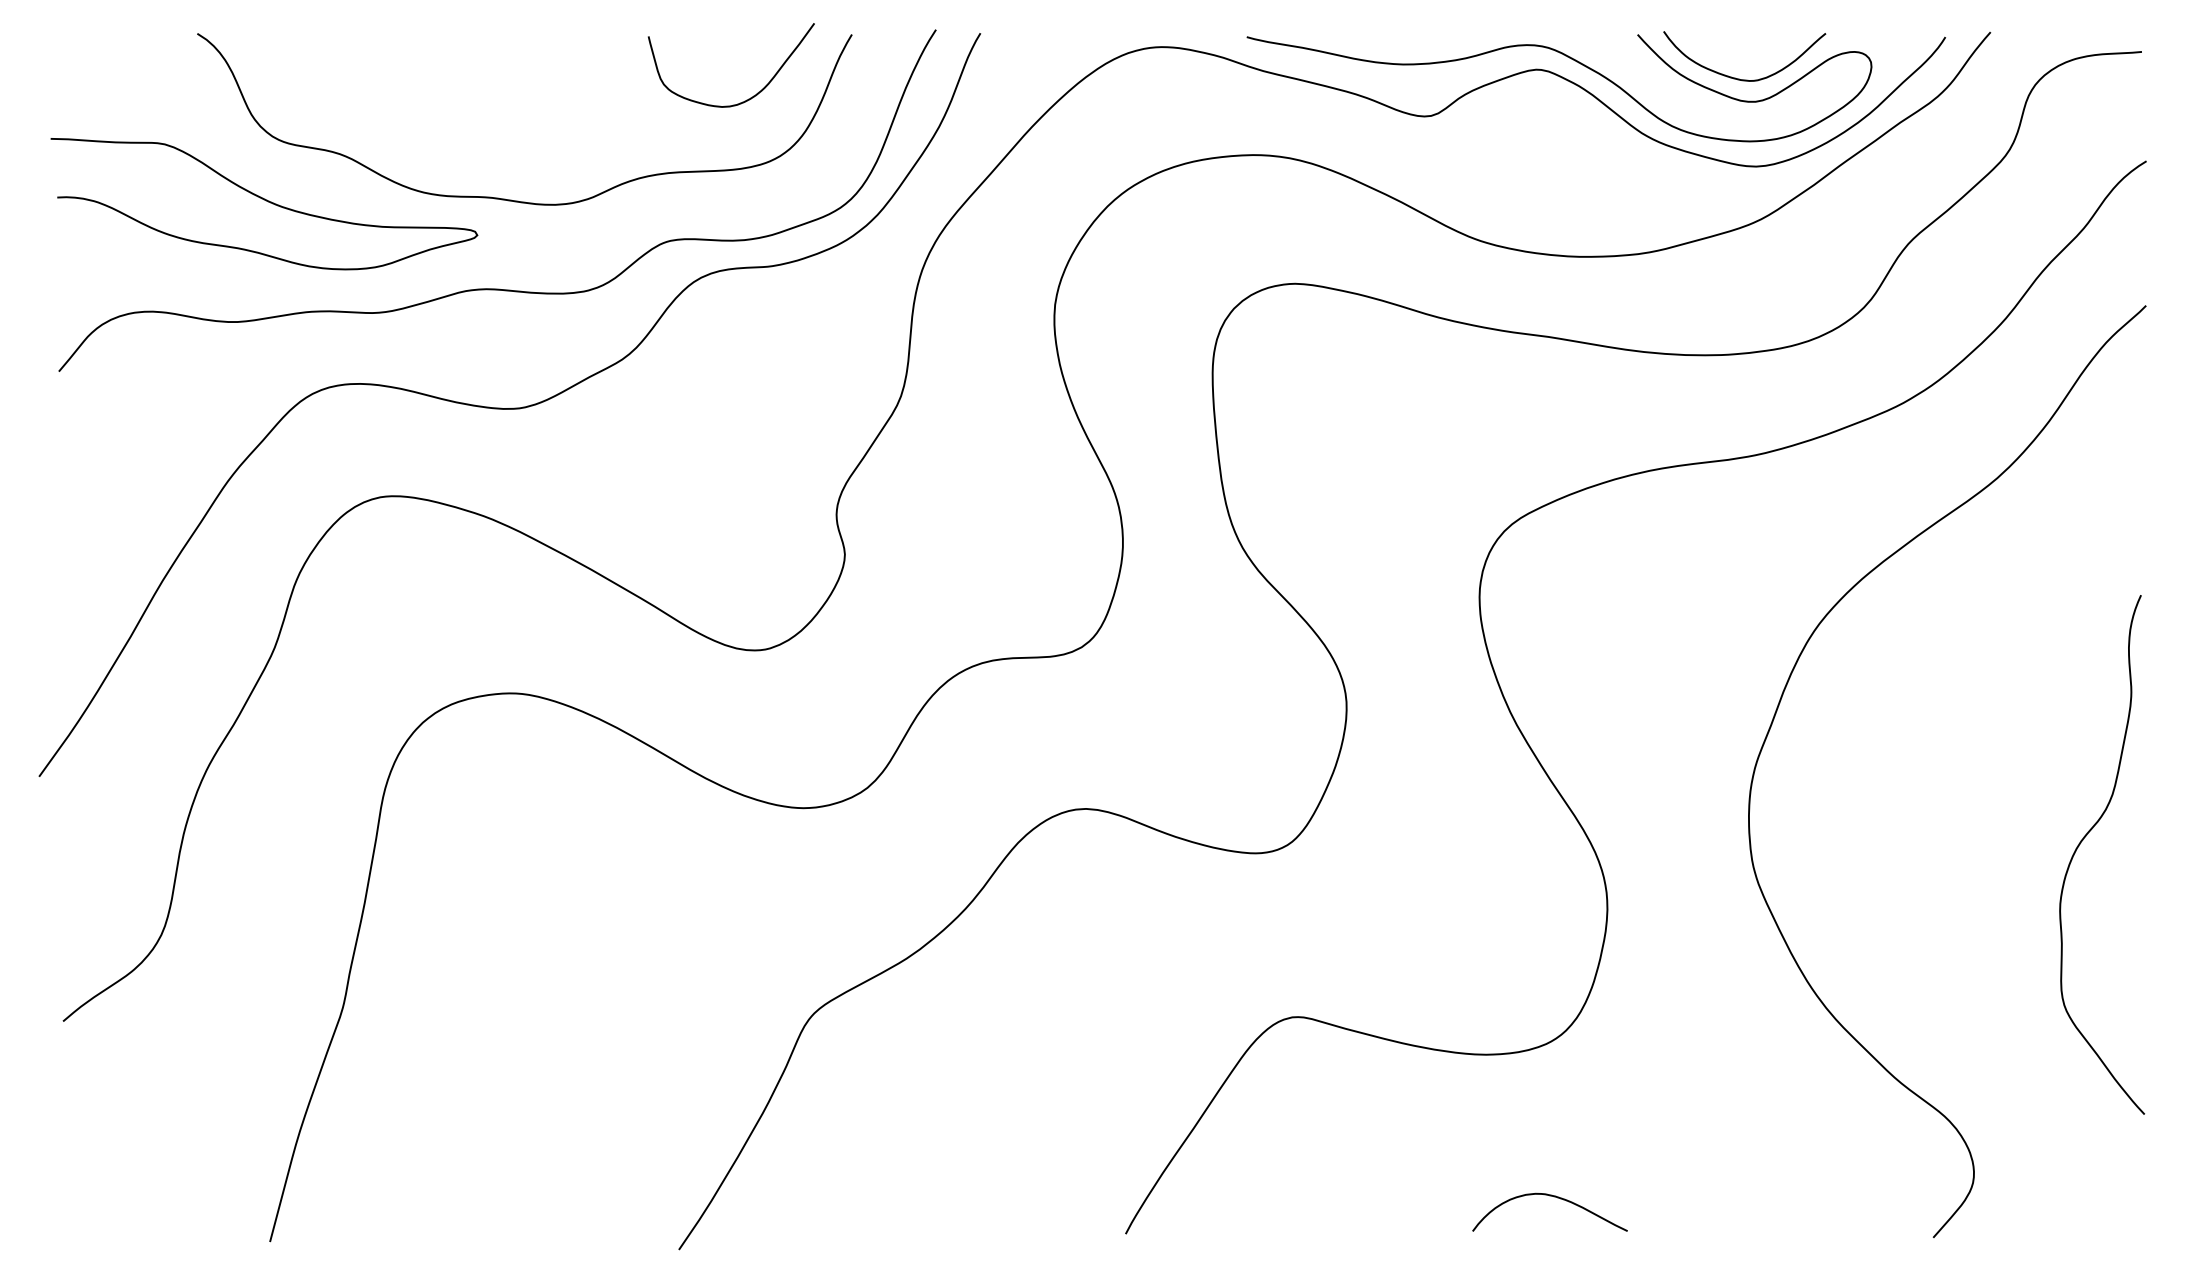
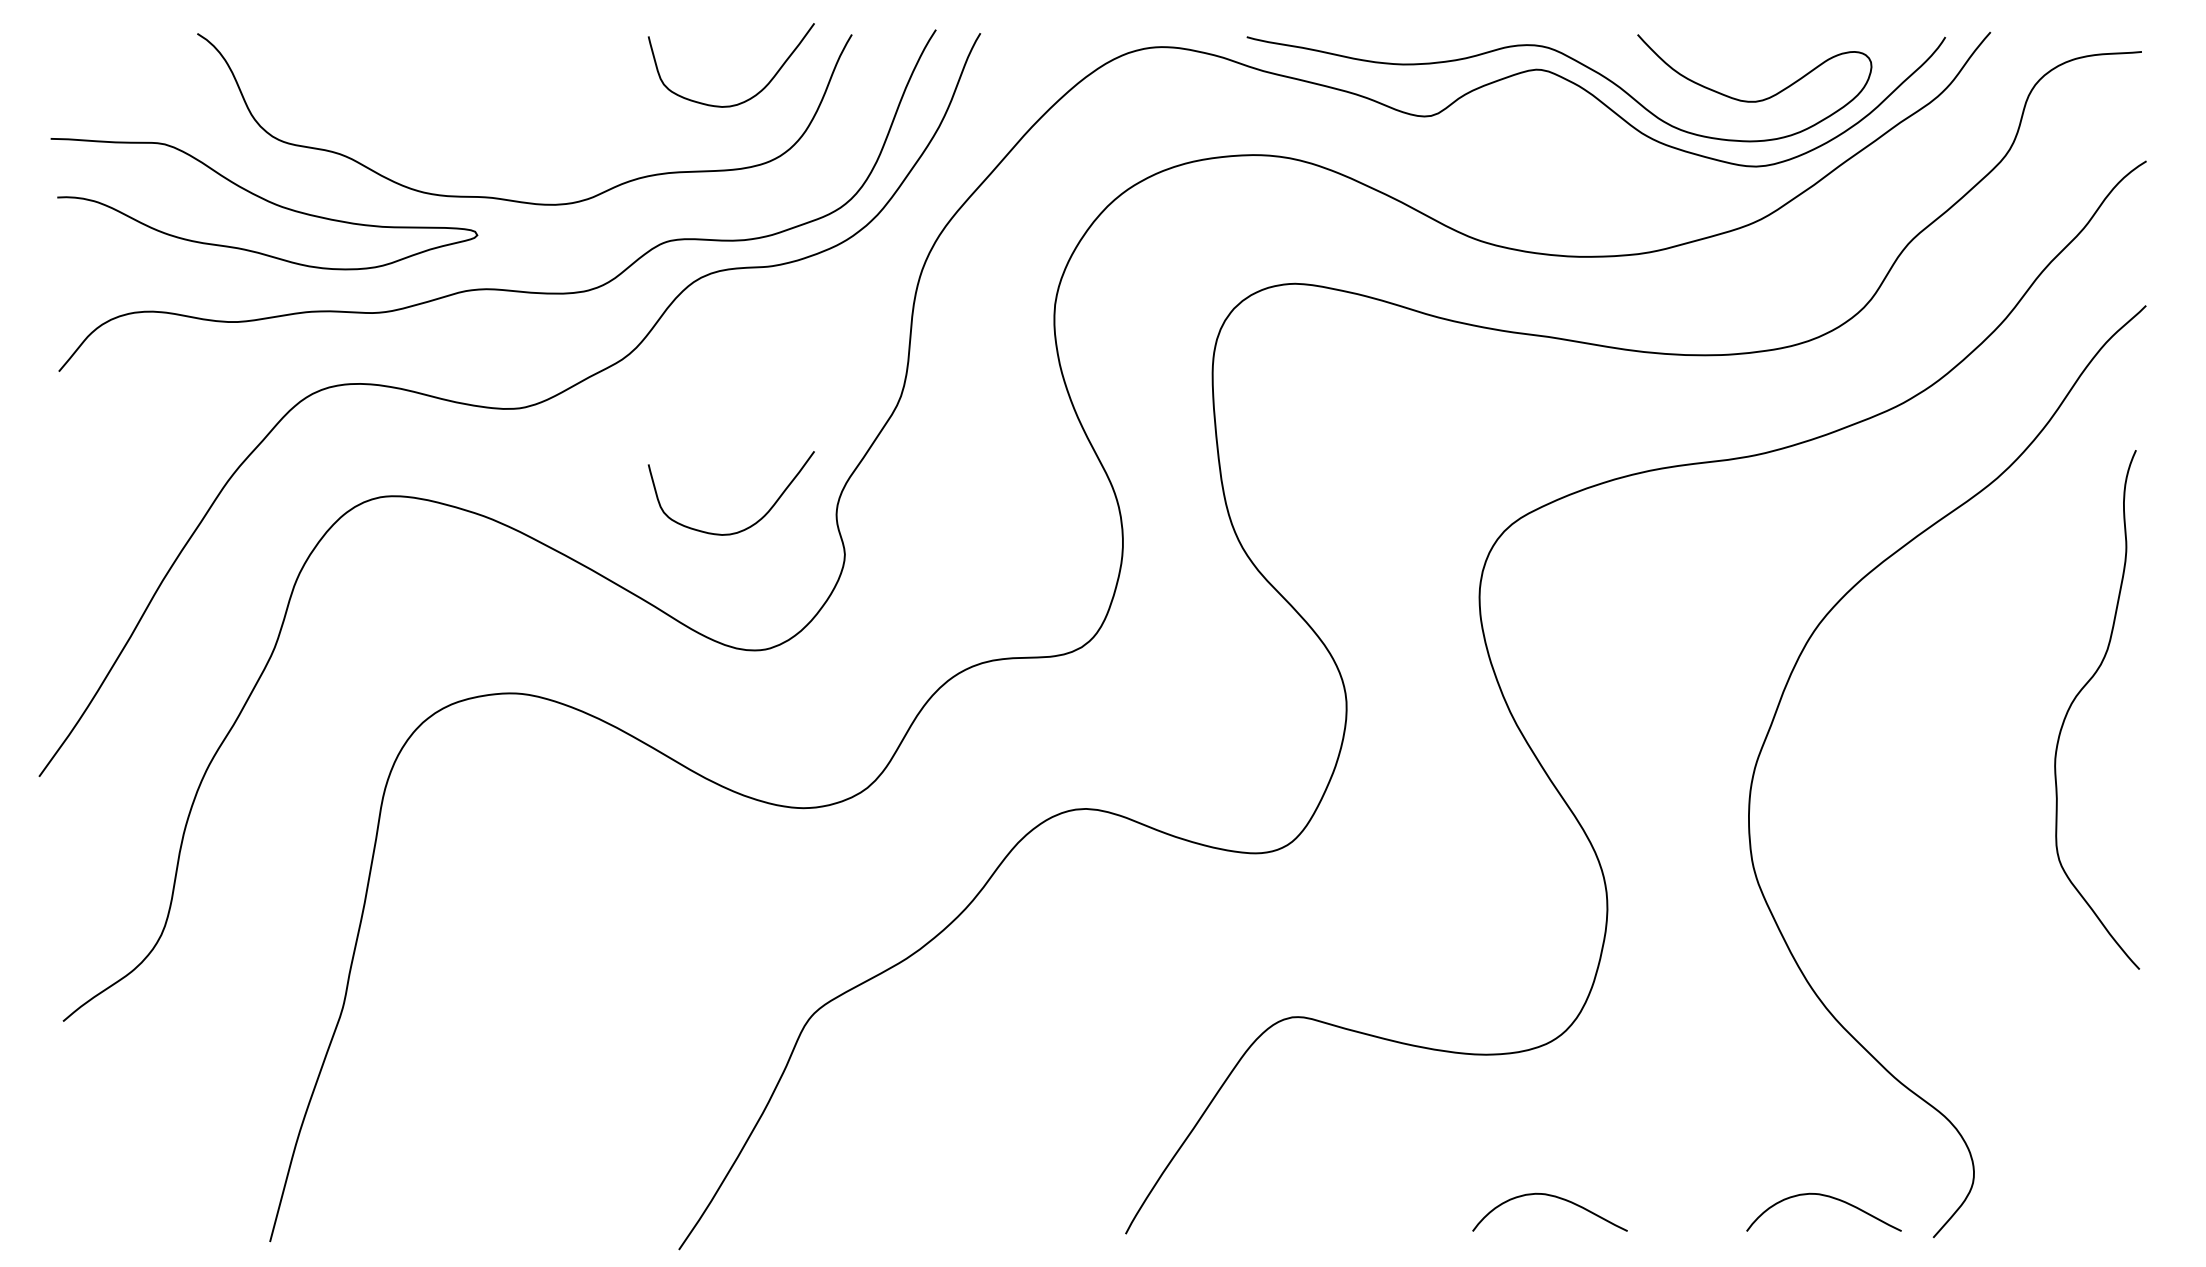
curve: present -> none (1739, 78)
curve: none -> present (748, 526)
curve position: (2083, 840) -> (2078, 695) (2078, 695)
curve: none -> present (1828, 1197)
